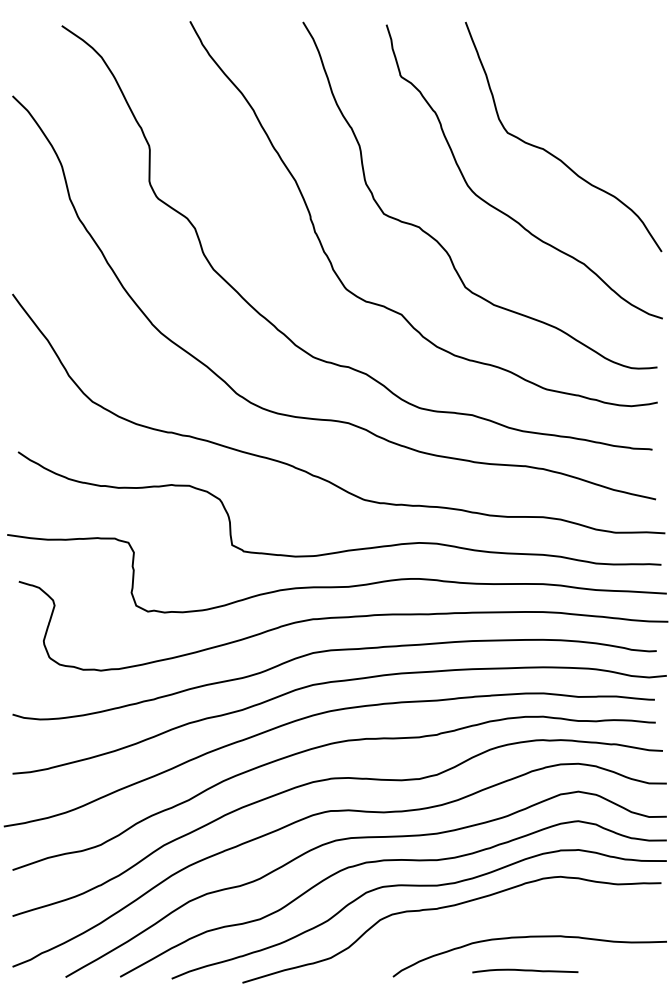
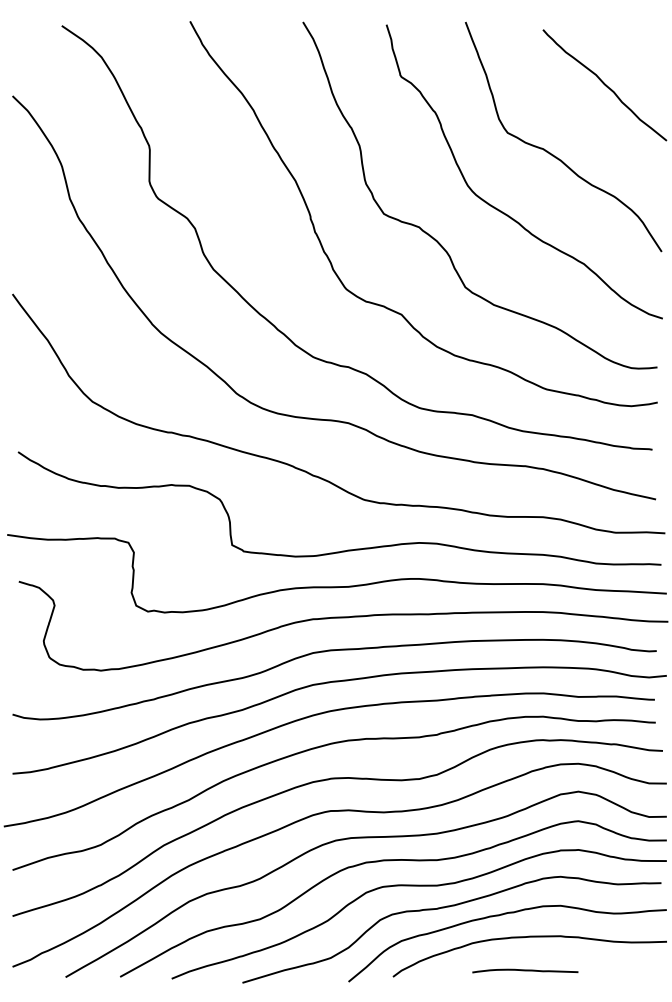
curve: none -> present (604, 85)
curve: none -> present (499, 916)
